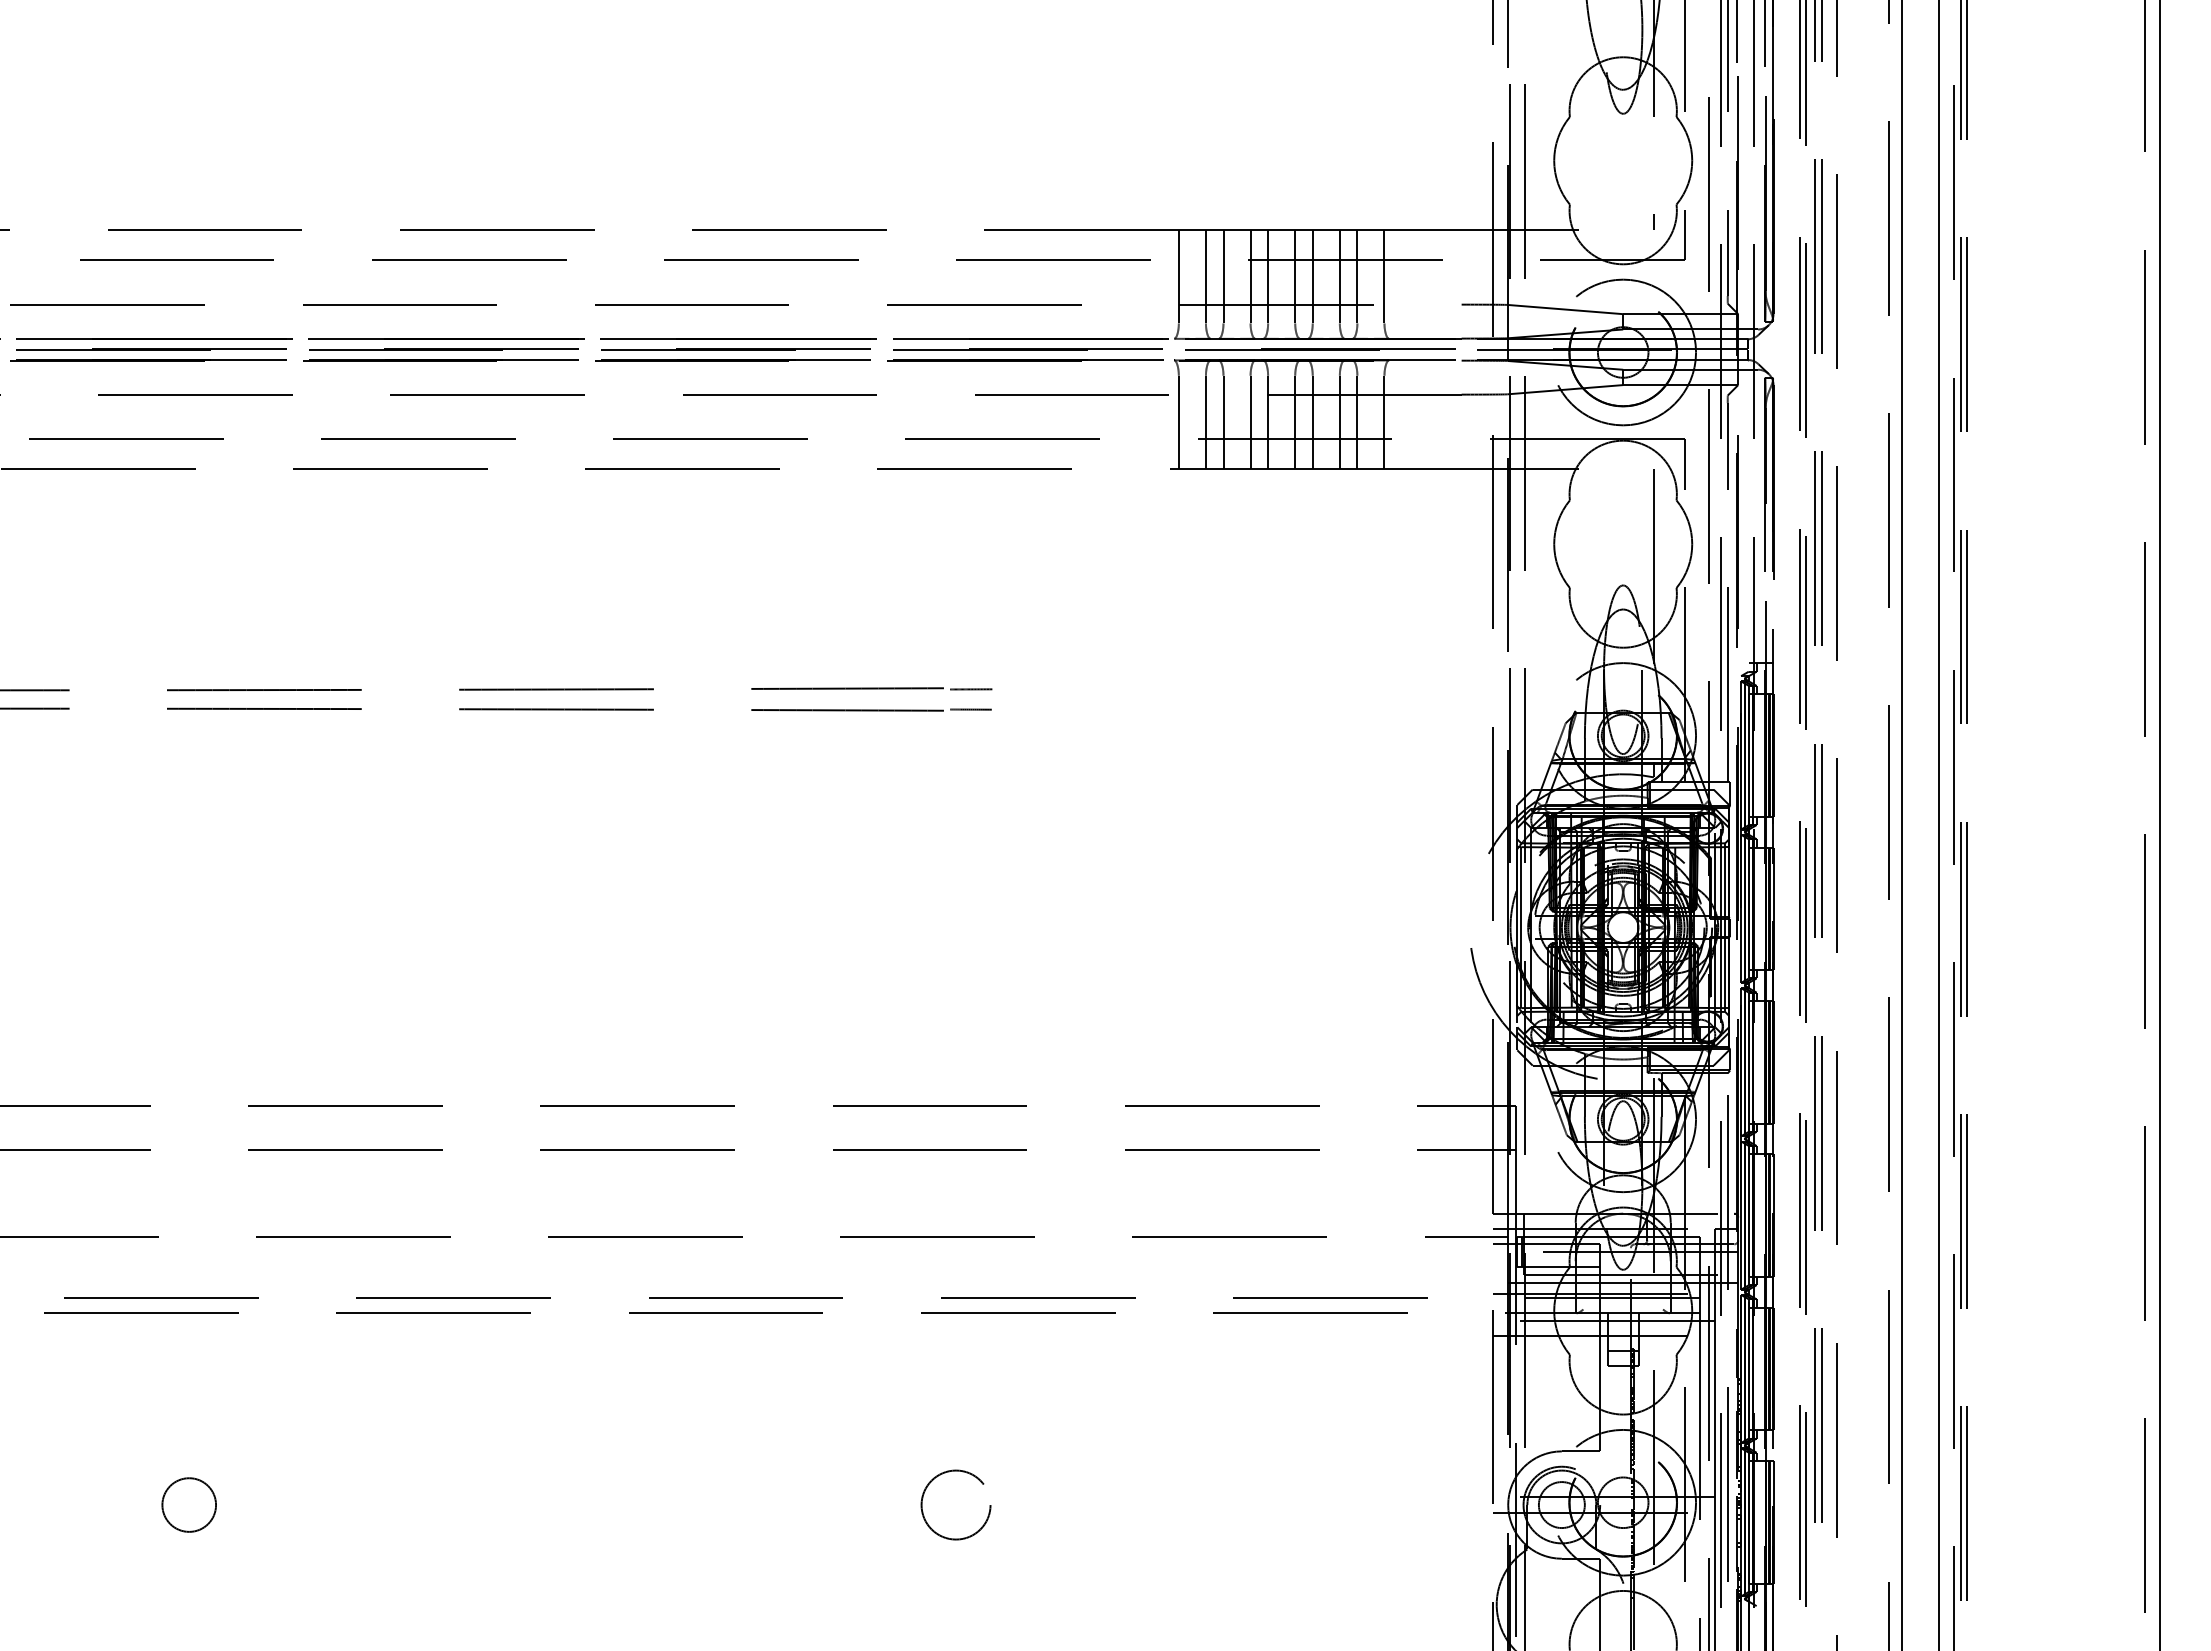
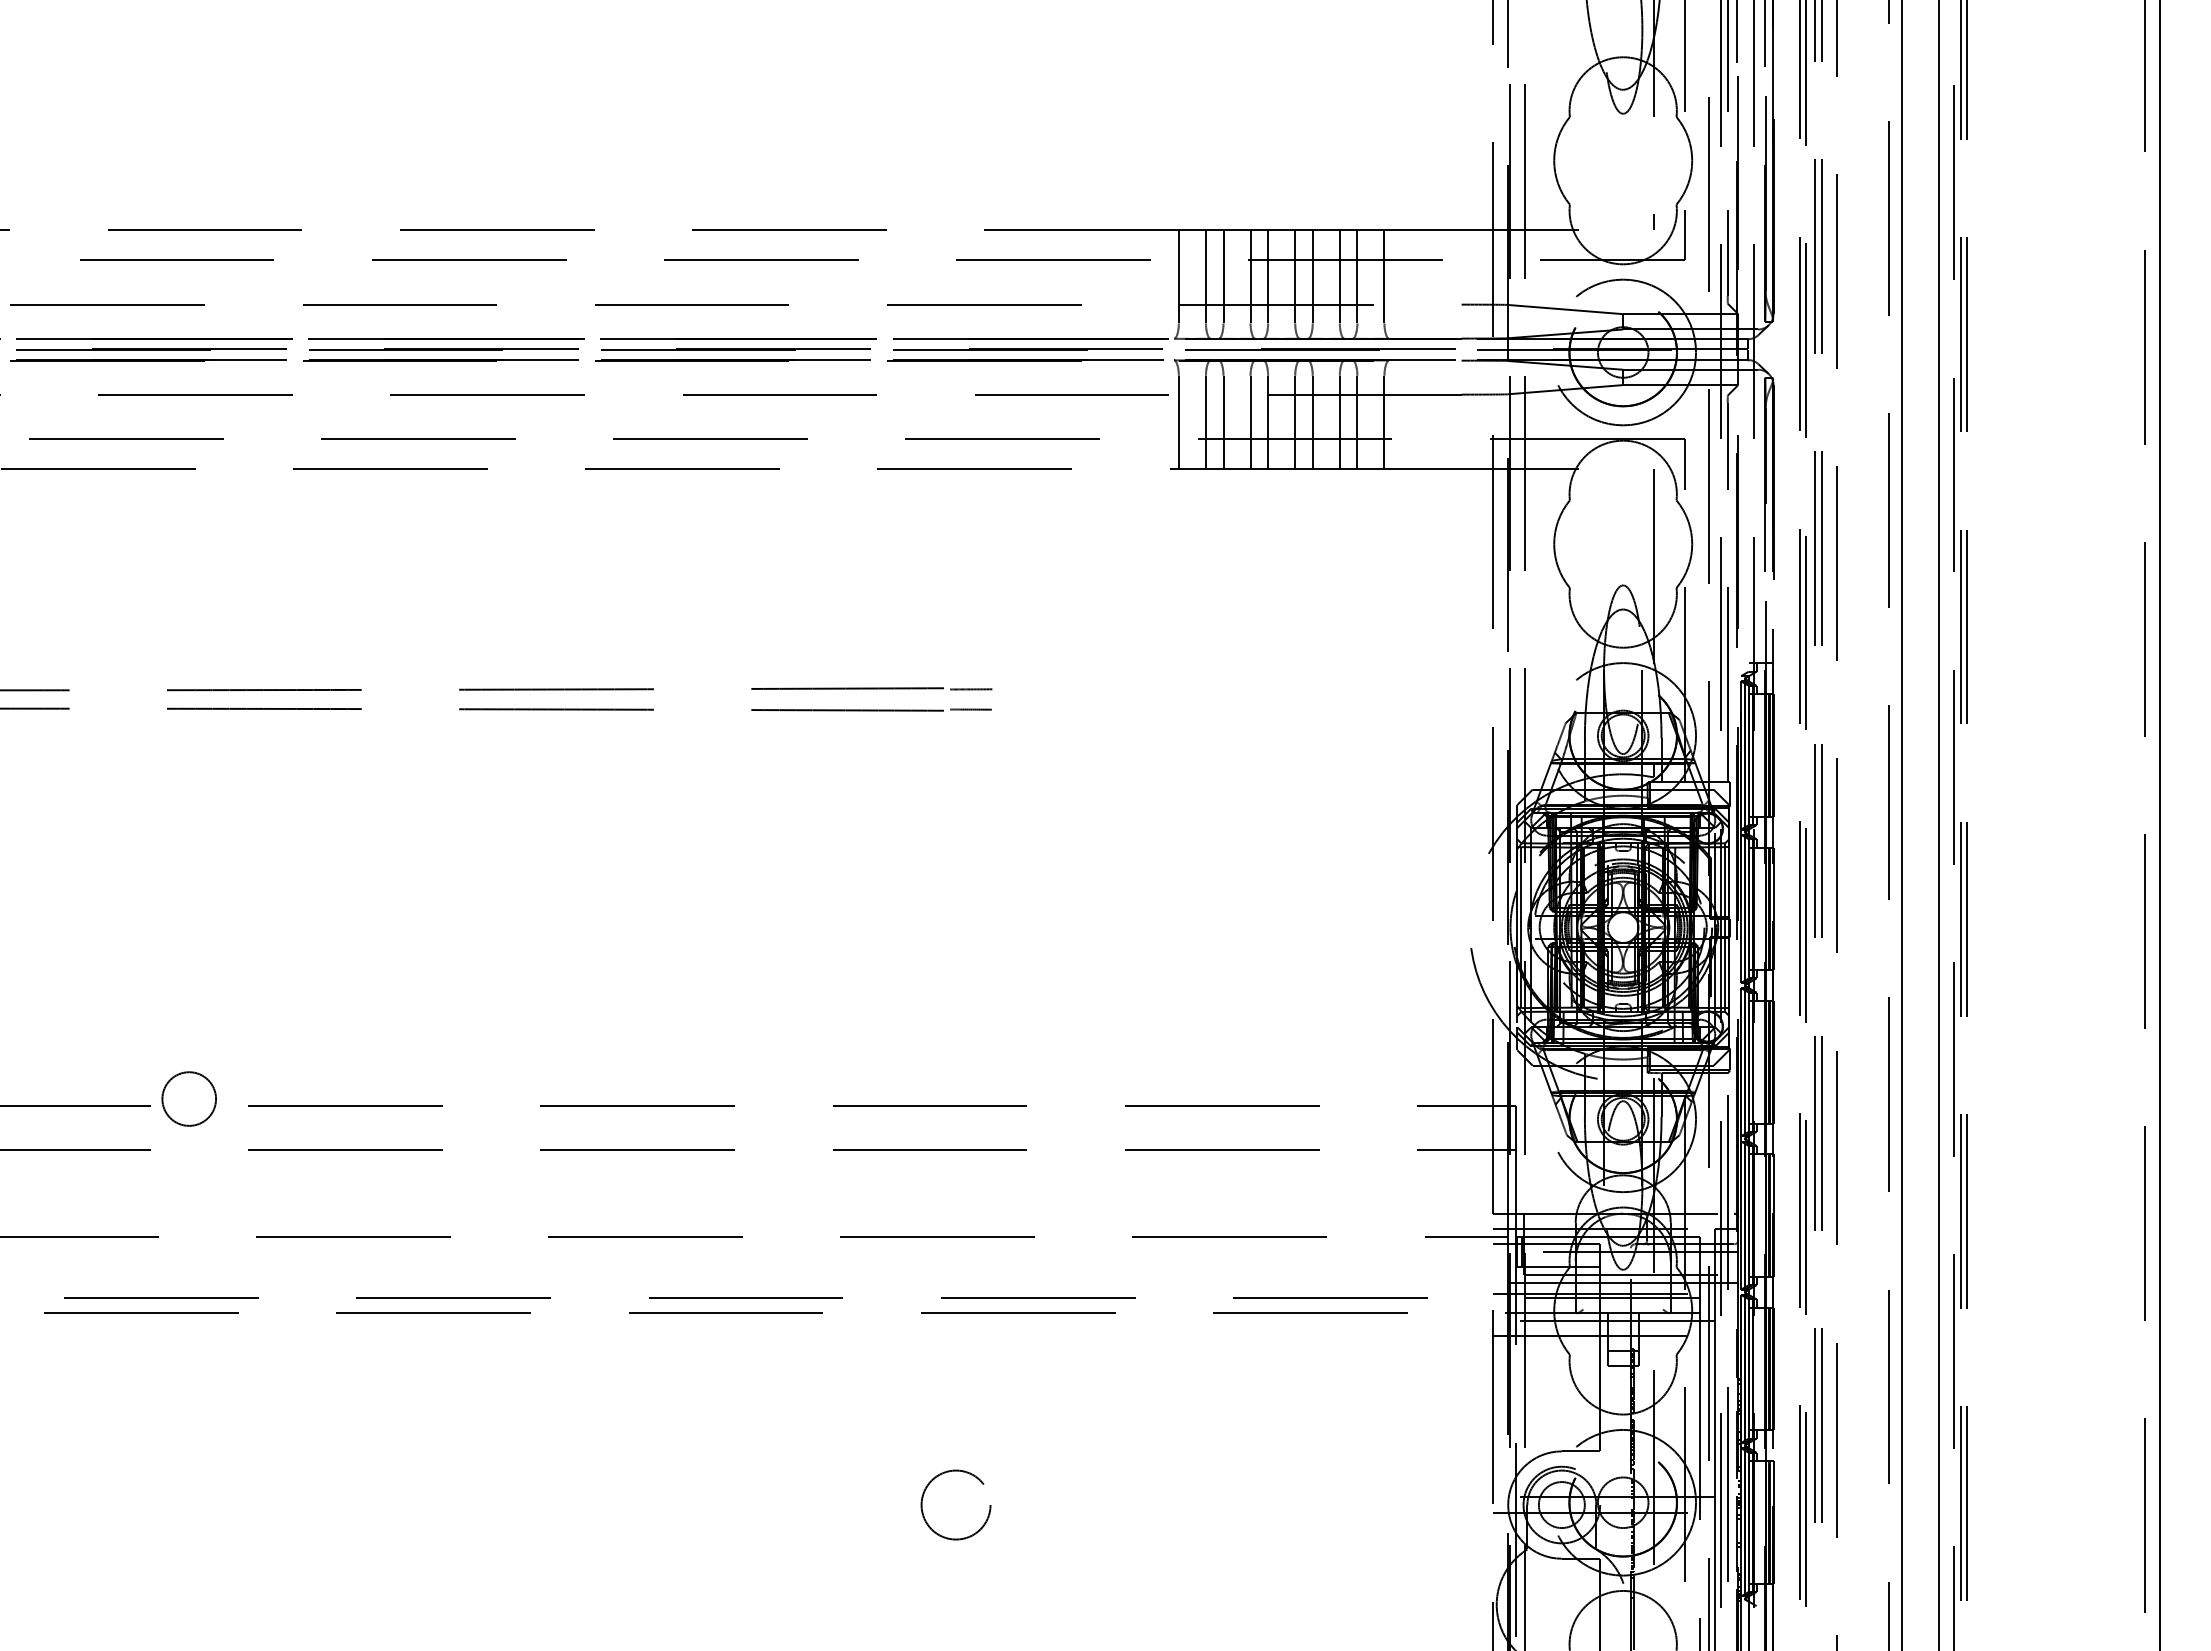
circle position: (188, 1504) -> (188, 1098) (188, 1098)
